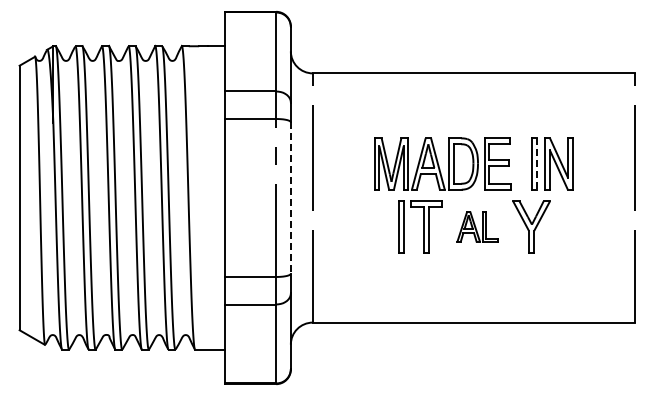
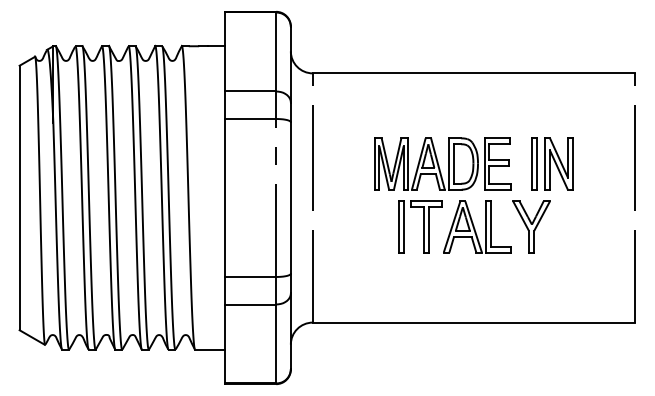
line: dashed -> solid (536, 164)
line: dashed -> solid (290, 197)
part size: 43x32 px -> 69x54 px (477, 226)
